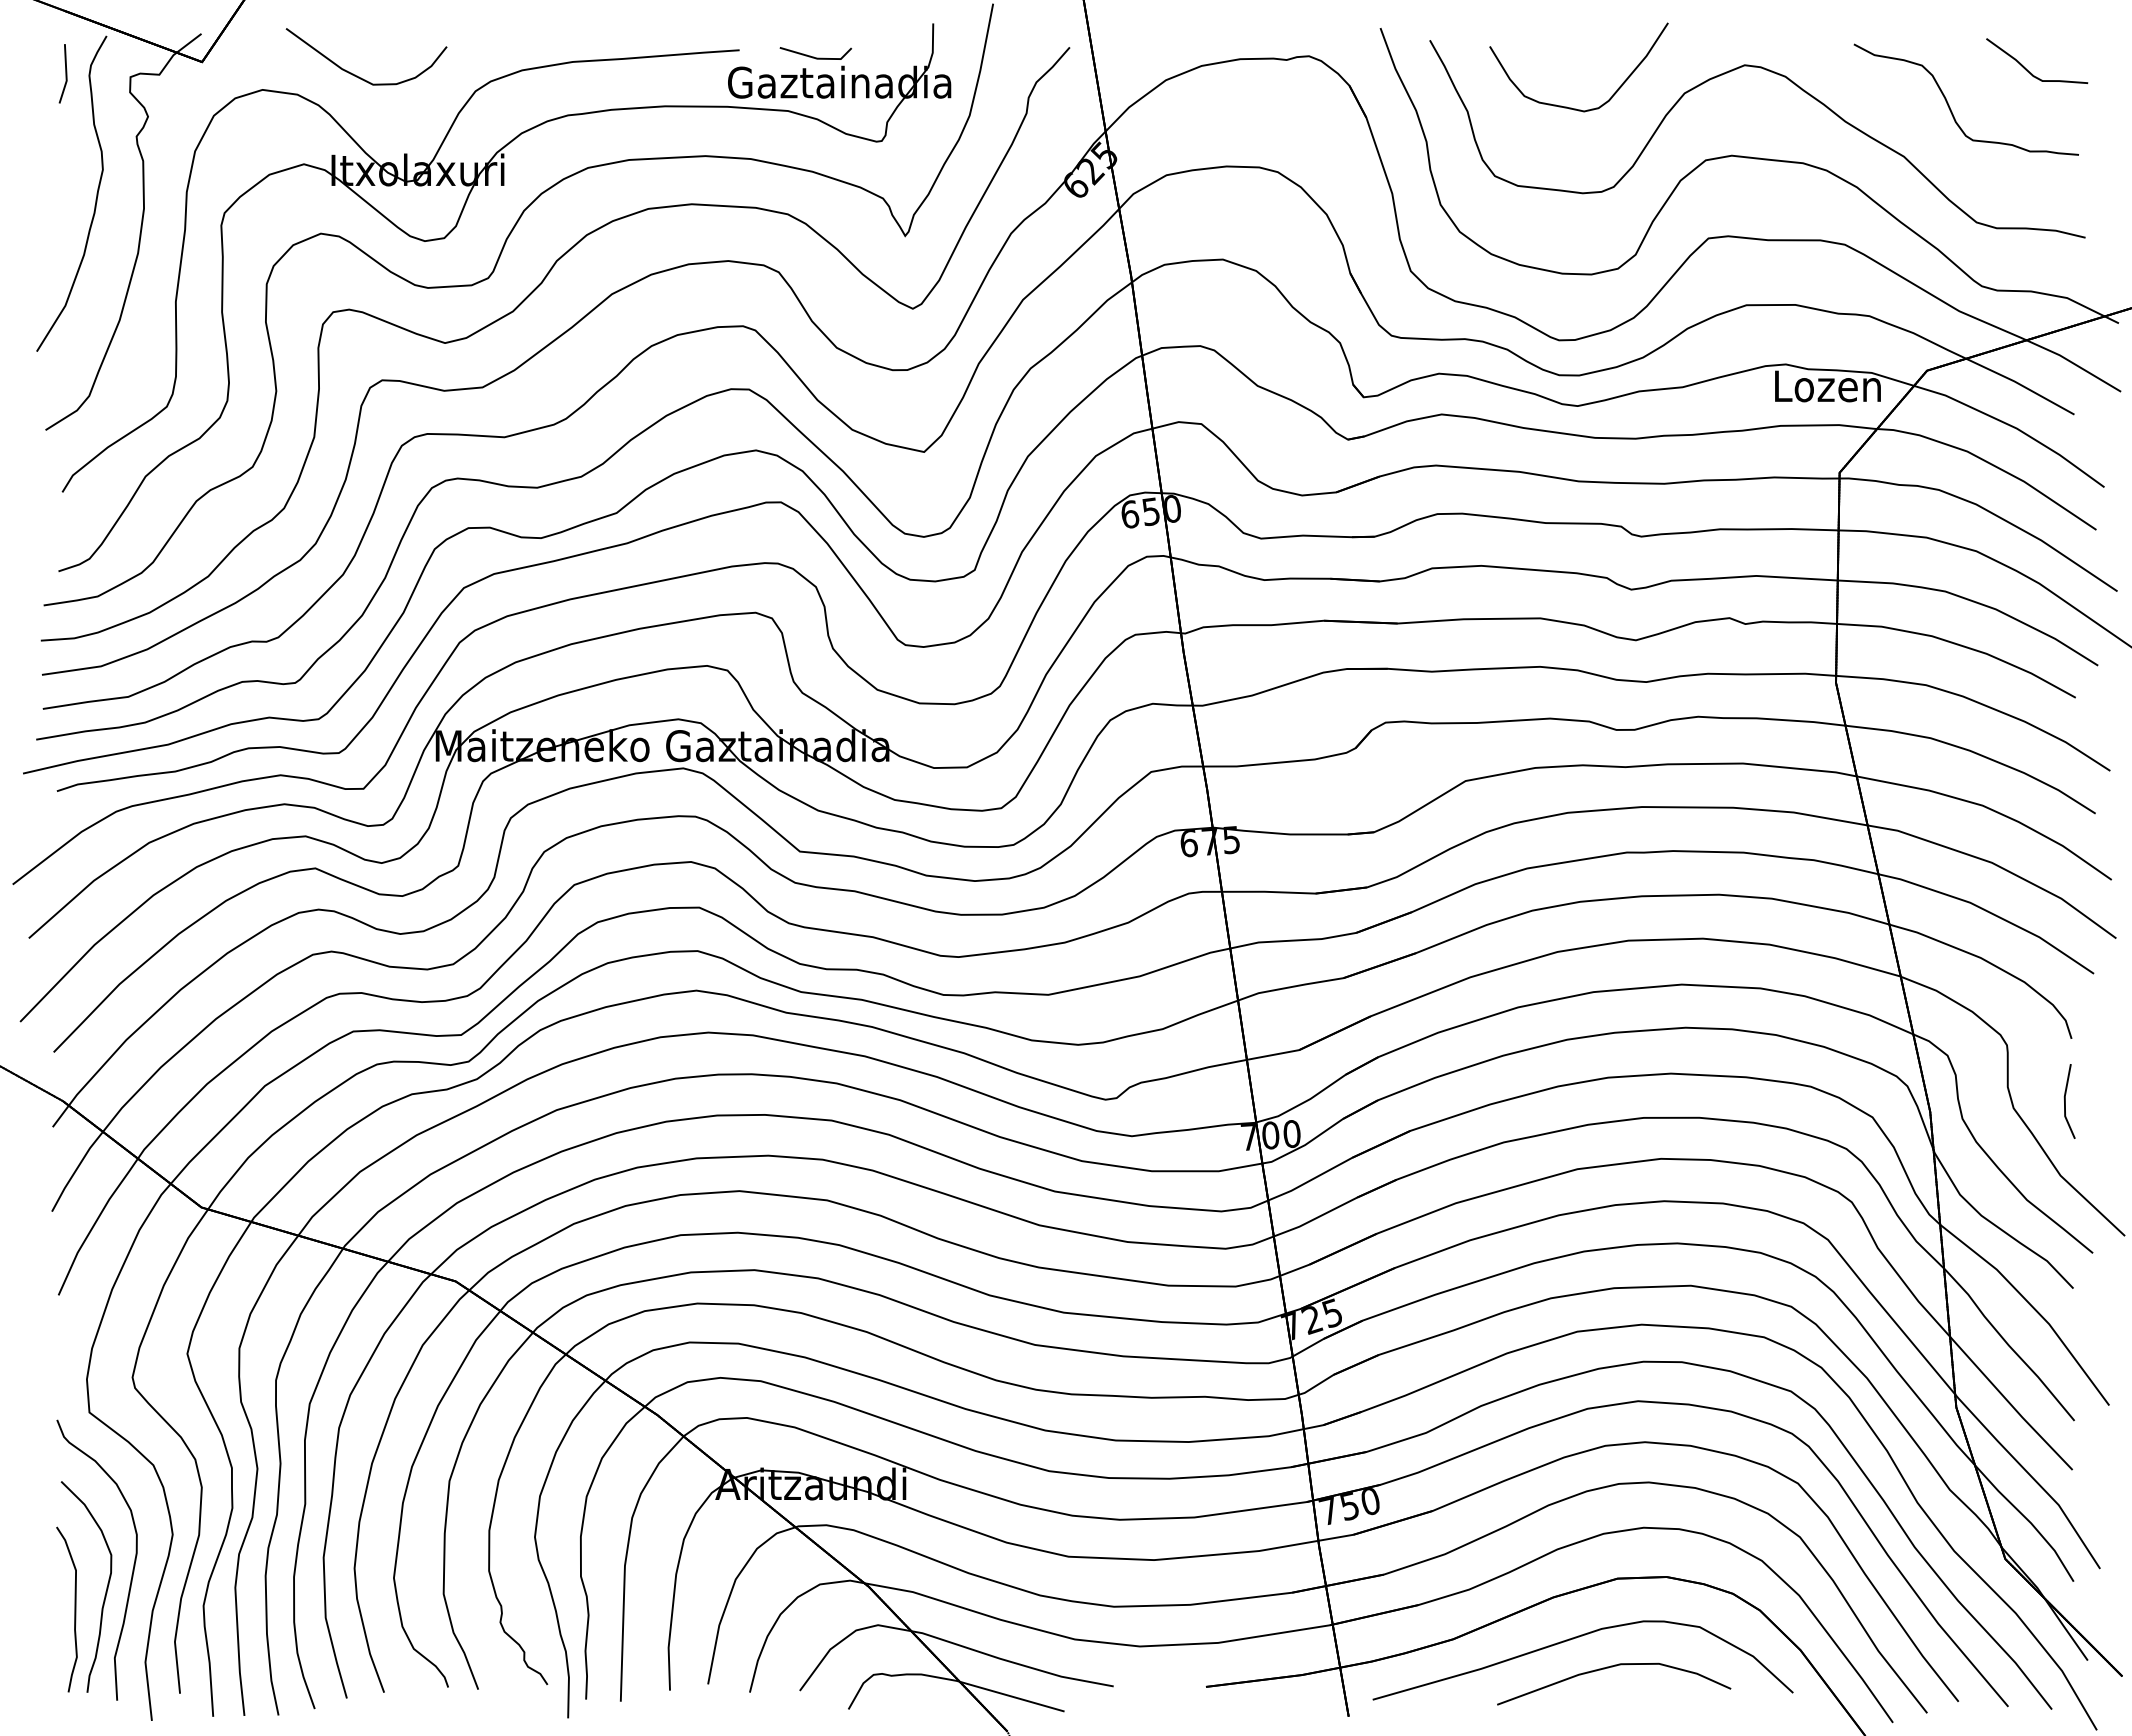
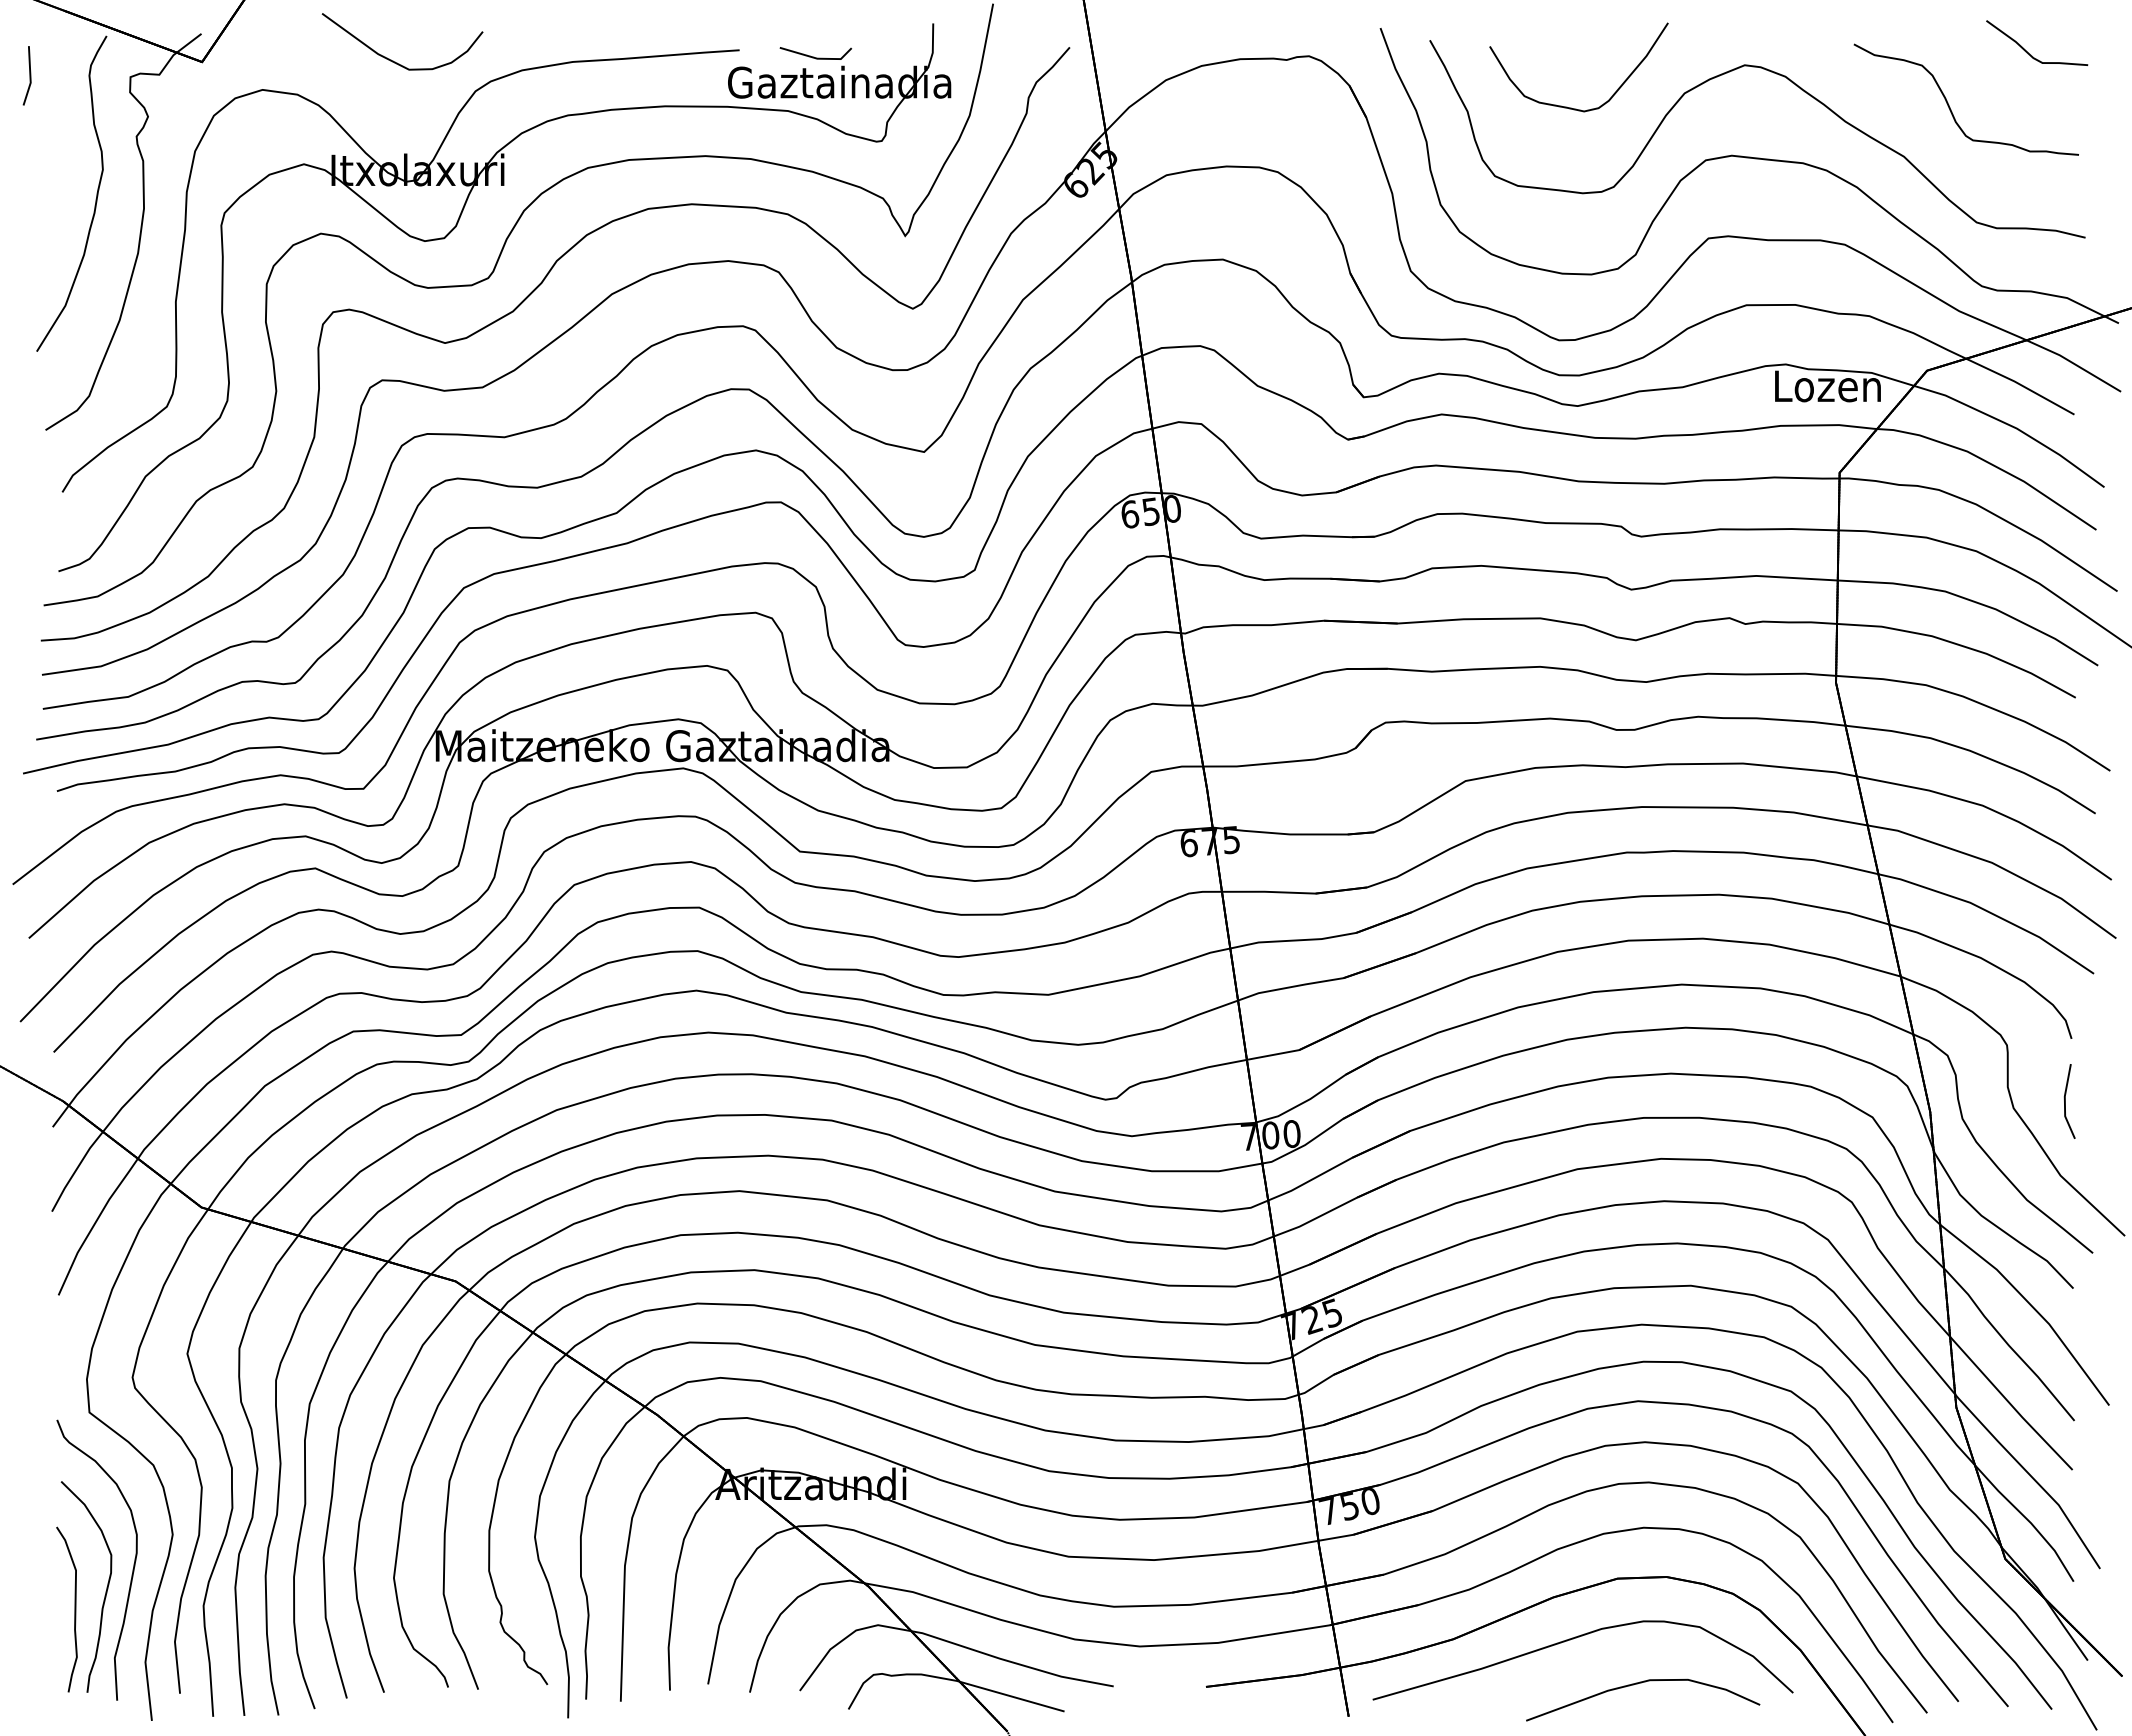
curve position: (2027, 69) -> (2027, 51) (2027, 51)
line position: (65, 73) -> (29, 75) (29, 75)
curve position: (357, 75) -> (393, 60) (393, 60)
curve position: (1612, 1667) -> (1641, 1683) (1641, 1683)
